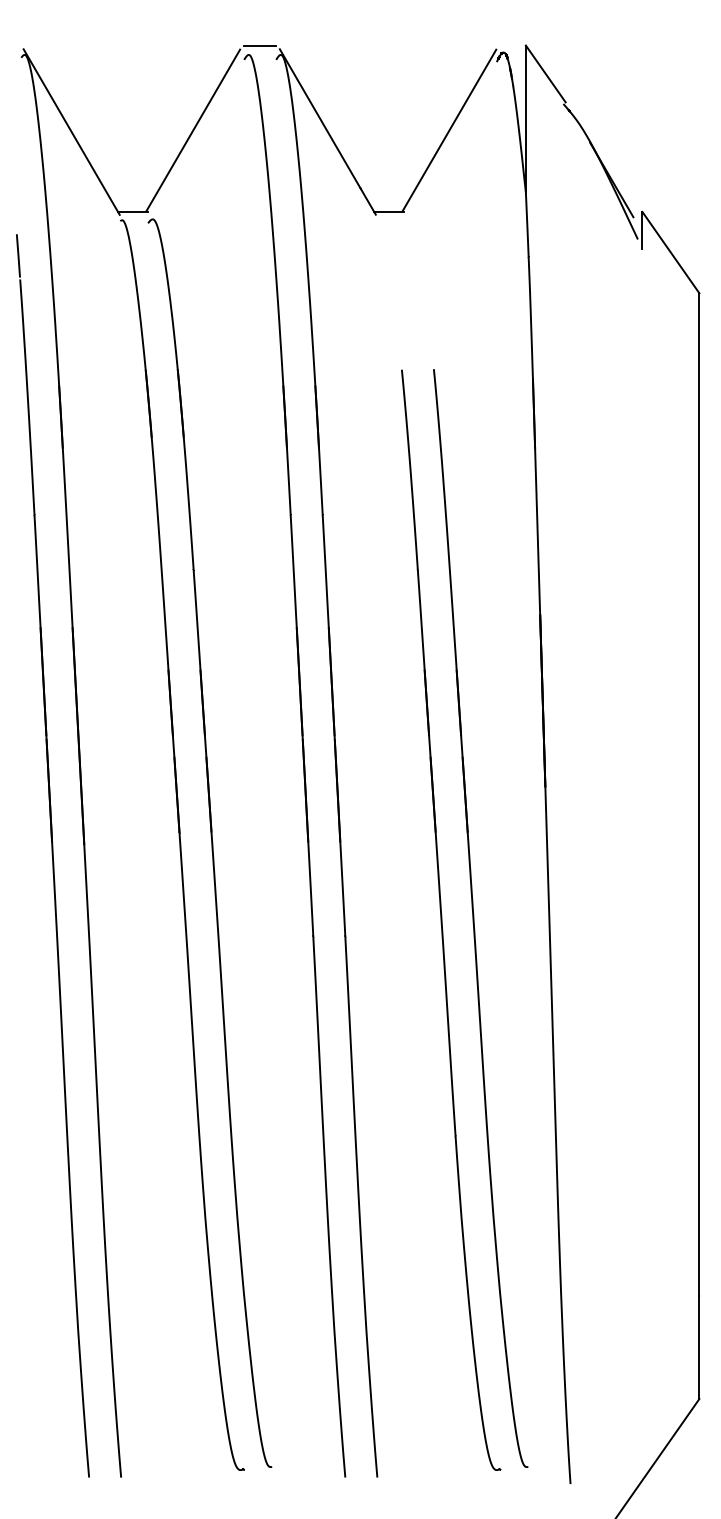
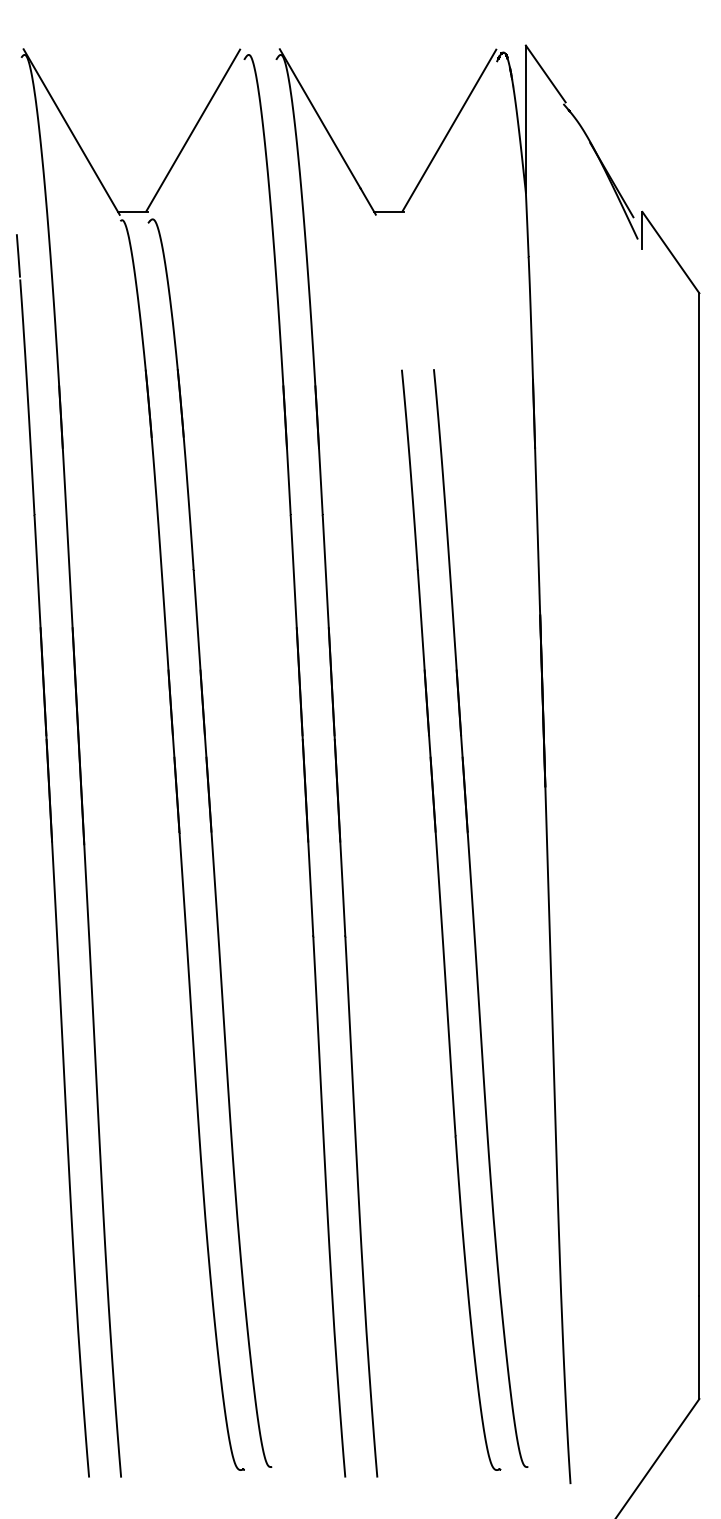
line: present -> none (260, 45)
